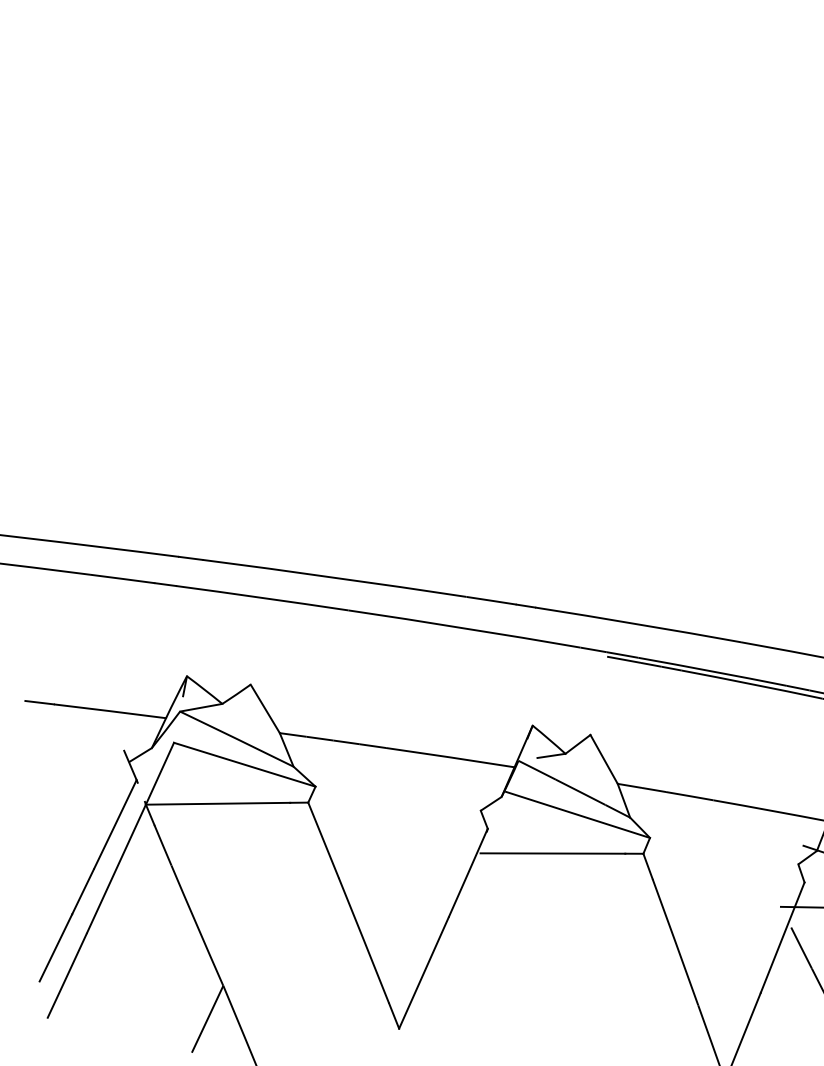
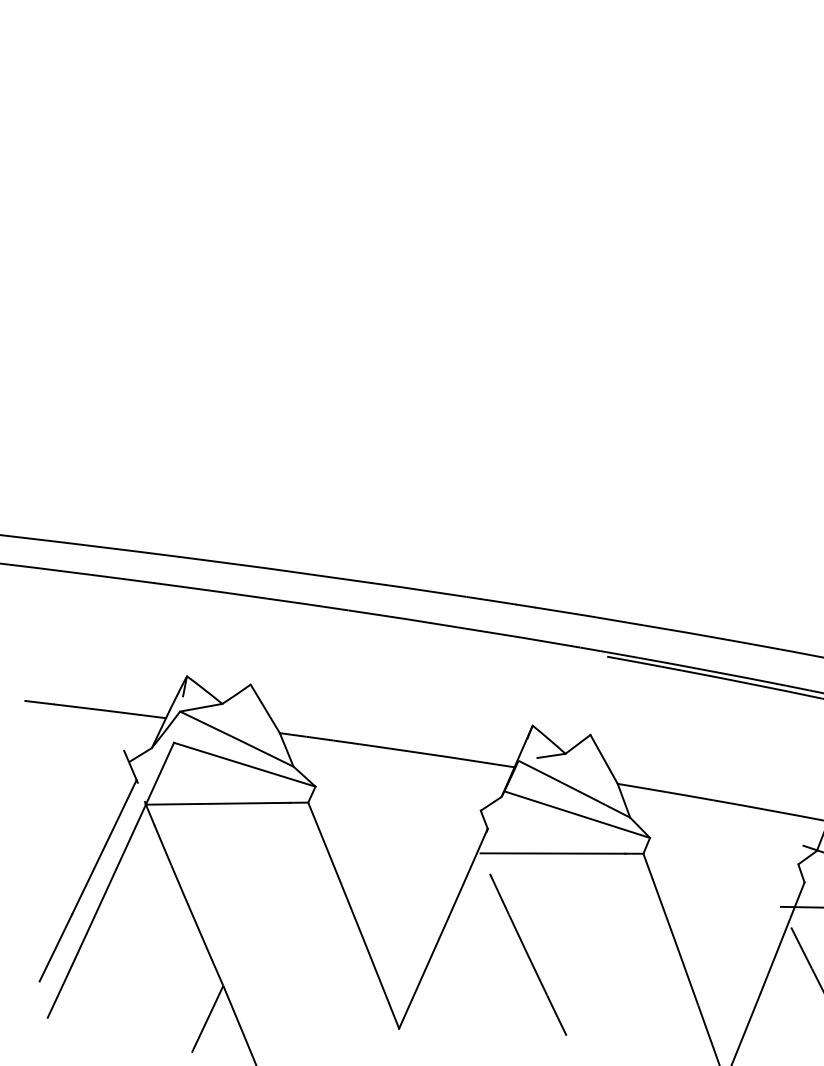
line: none -> present (528, 954)
